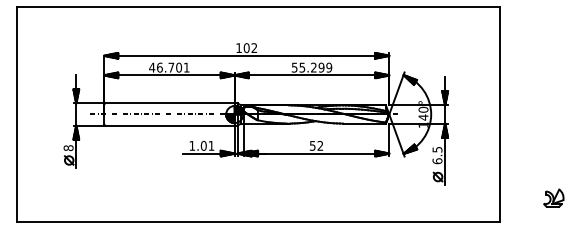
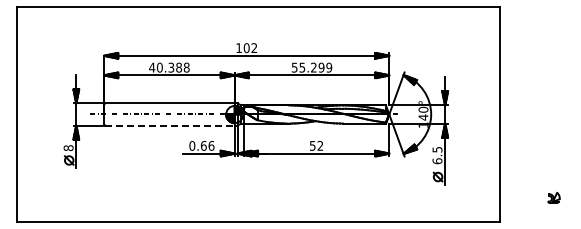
text: 46.701 -> 40.388 (173, 67)
line: solid -> dashed (170, 125)
text: 1.01 -> 0.66 (201, 145)
part size: 22x20 px -> 14x12 px (553, 197)
